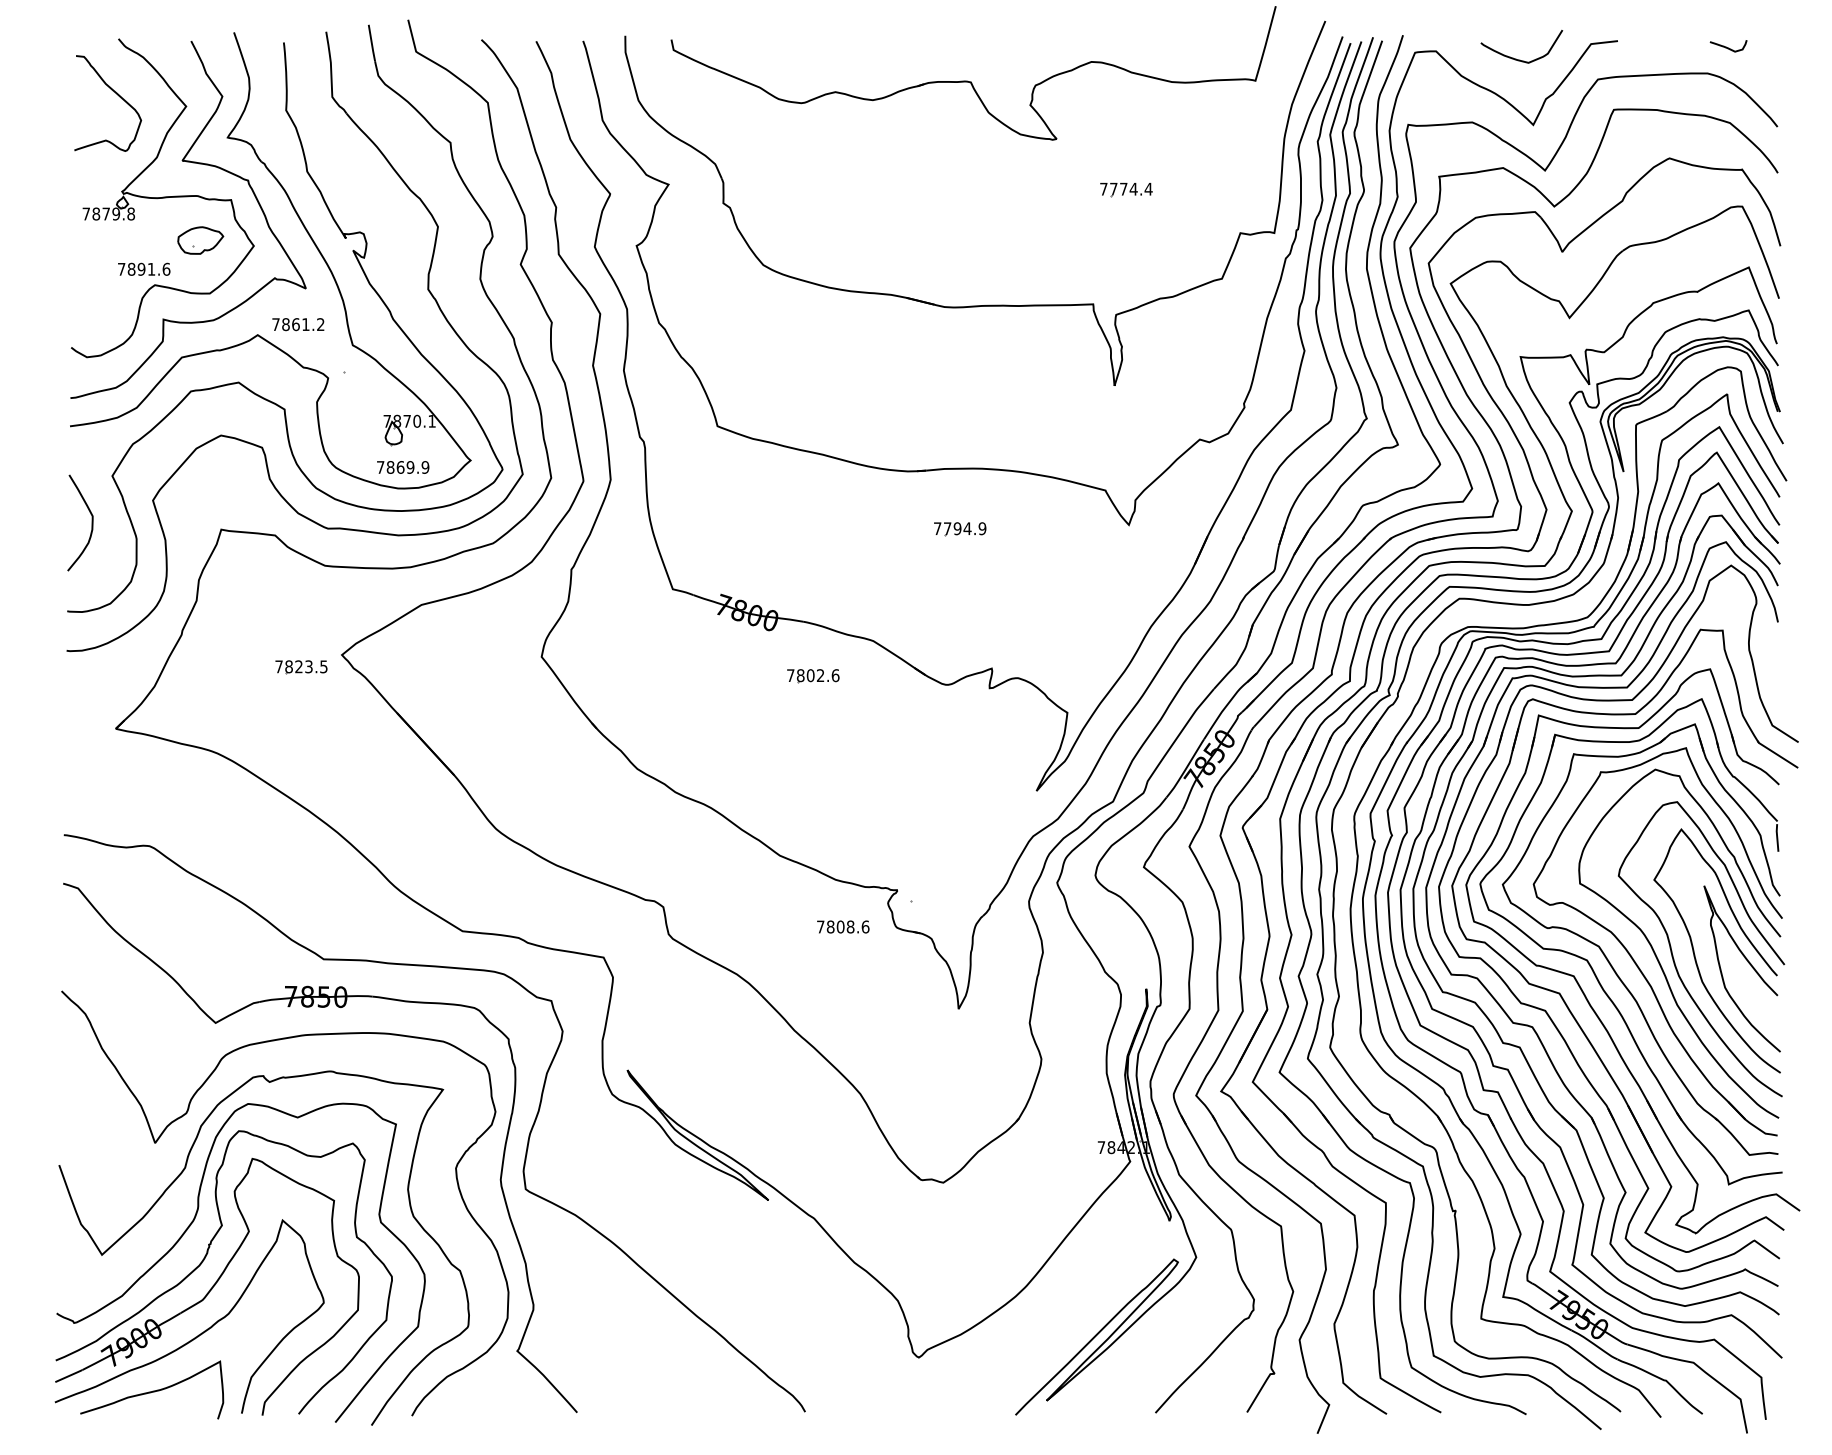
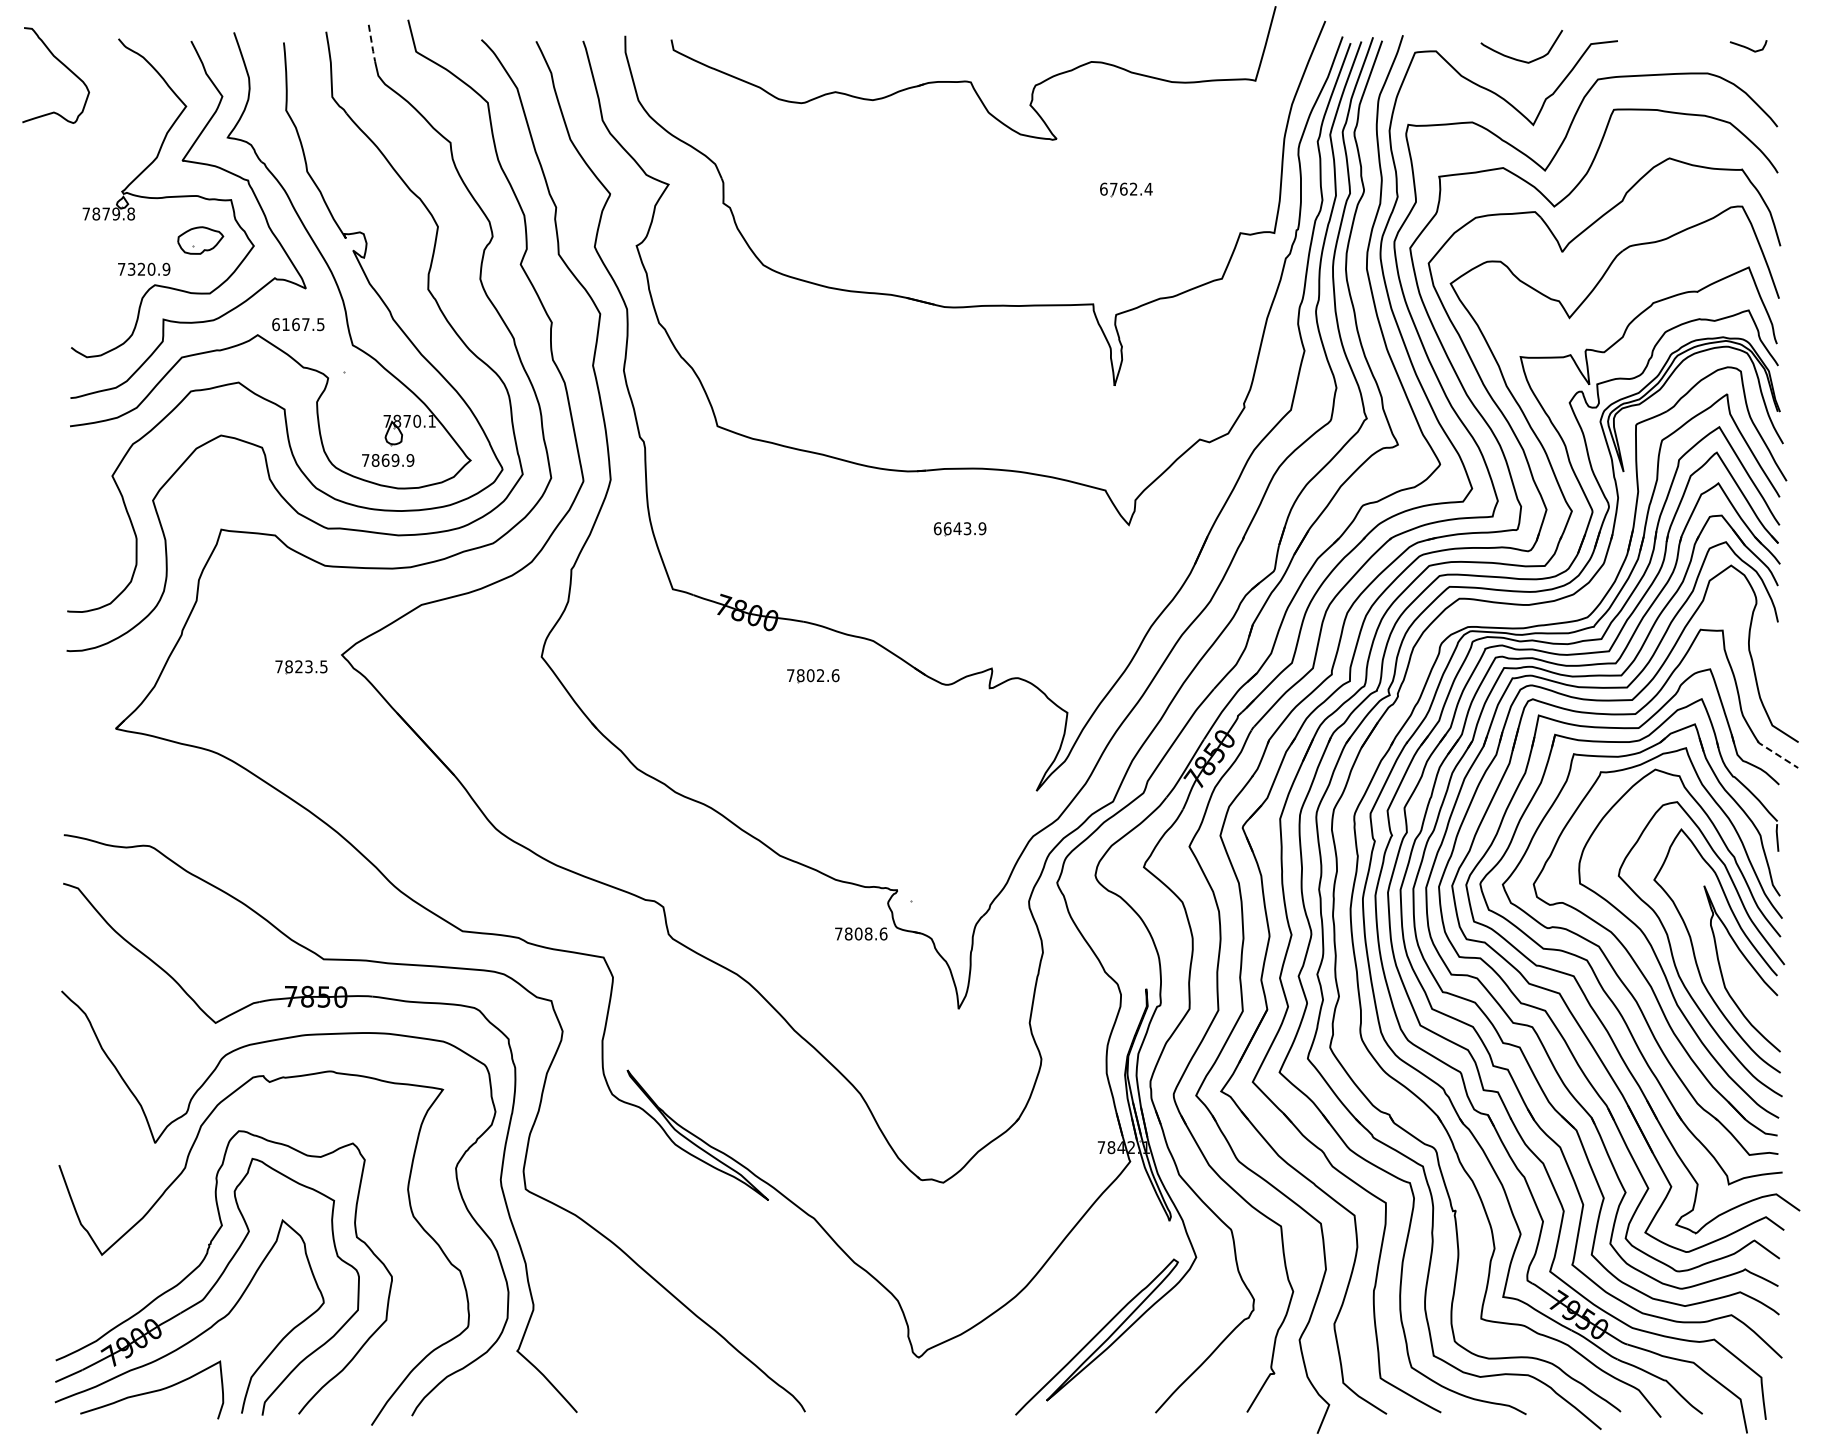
line: solid -> dashed (372, 44)
curve position: (1728, 47) -> (1748, 47) (1748, 47)
curve position: (116, 94) -> (64, 66) (64, 66)
text: 7774.4 -> 6762.4 (1118, 188)
text: 7891.6 -> 7320.9 (148, 268)
text: 7861.2 -> 6167.5 (298, 324)
text position: (403, 467) -> (388, 460) (388, 460)
curve: present -> none (91, 522)
text: 7794.9 -> 6643.9 (952, 528)
line: solid -> dashed (1777, 754)
text position: (843, 926) -> (861, 933) (861, 933)
curve: present -> none (190, 1226)
